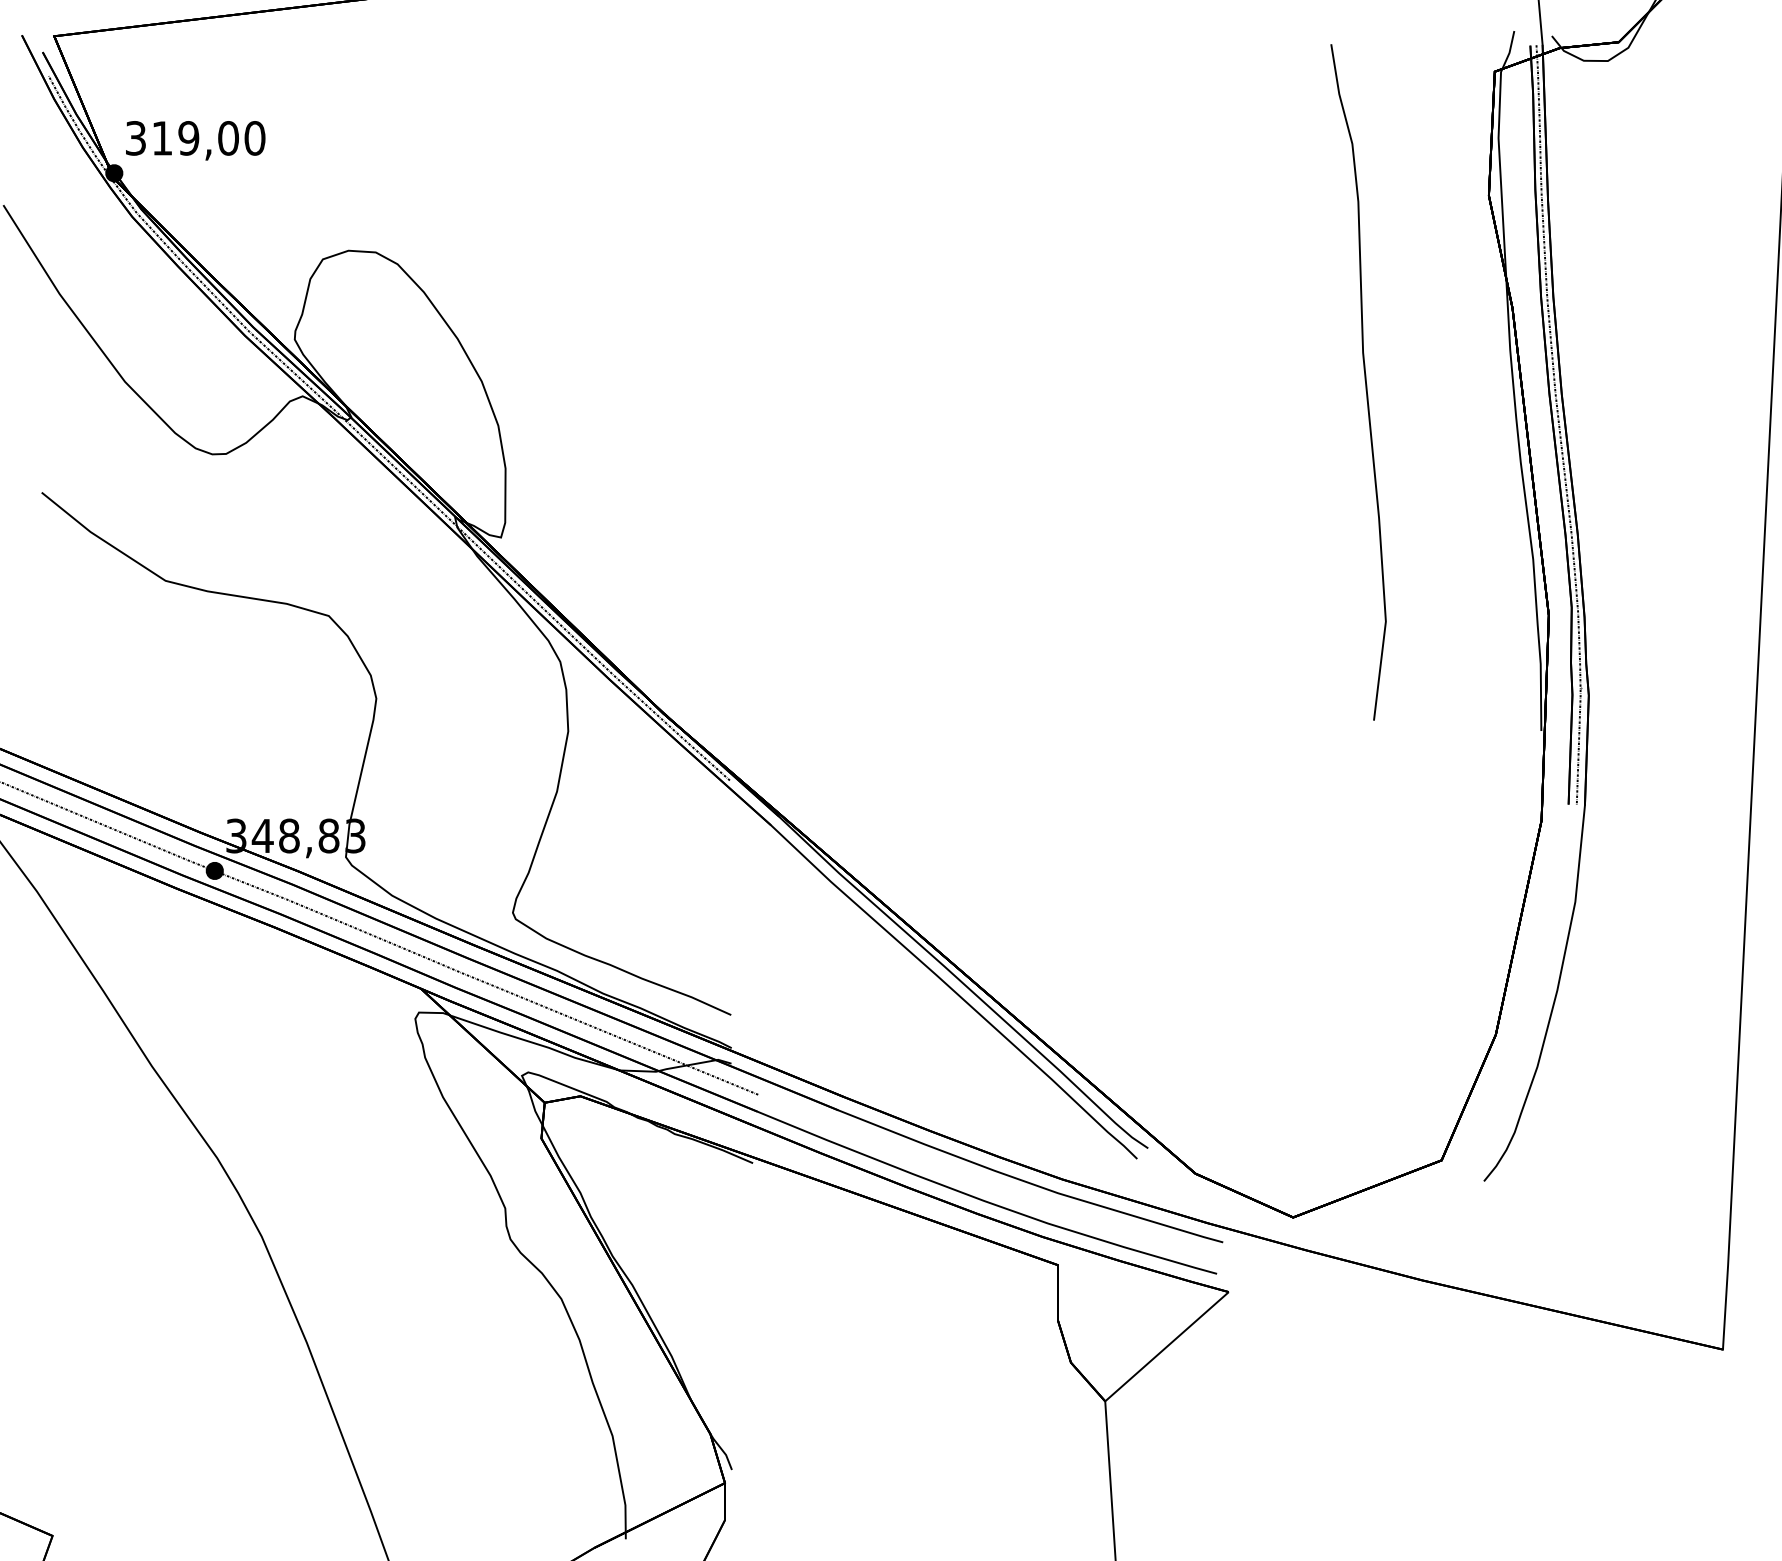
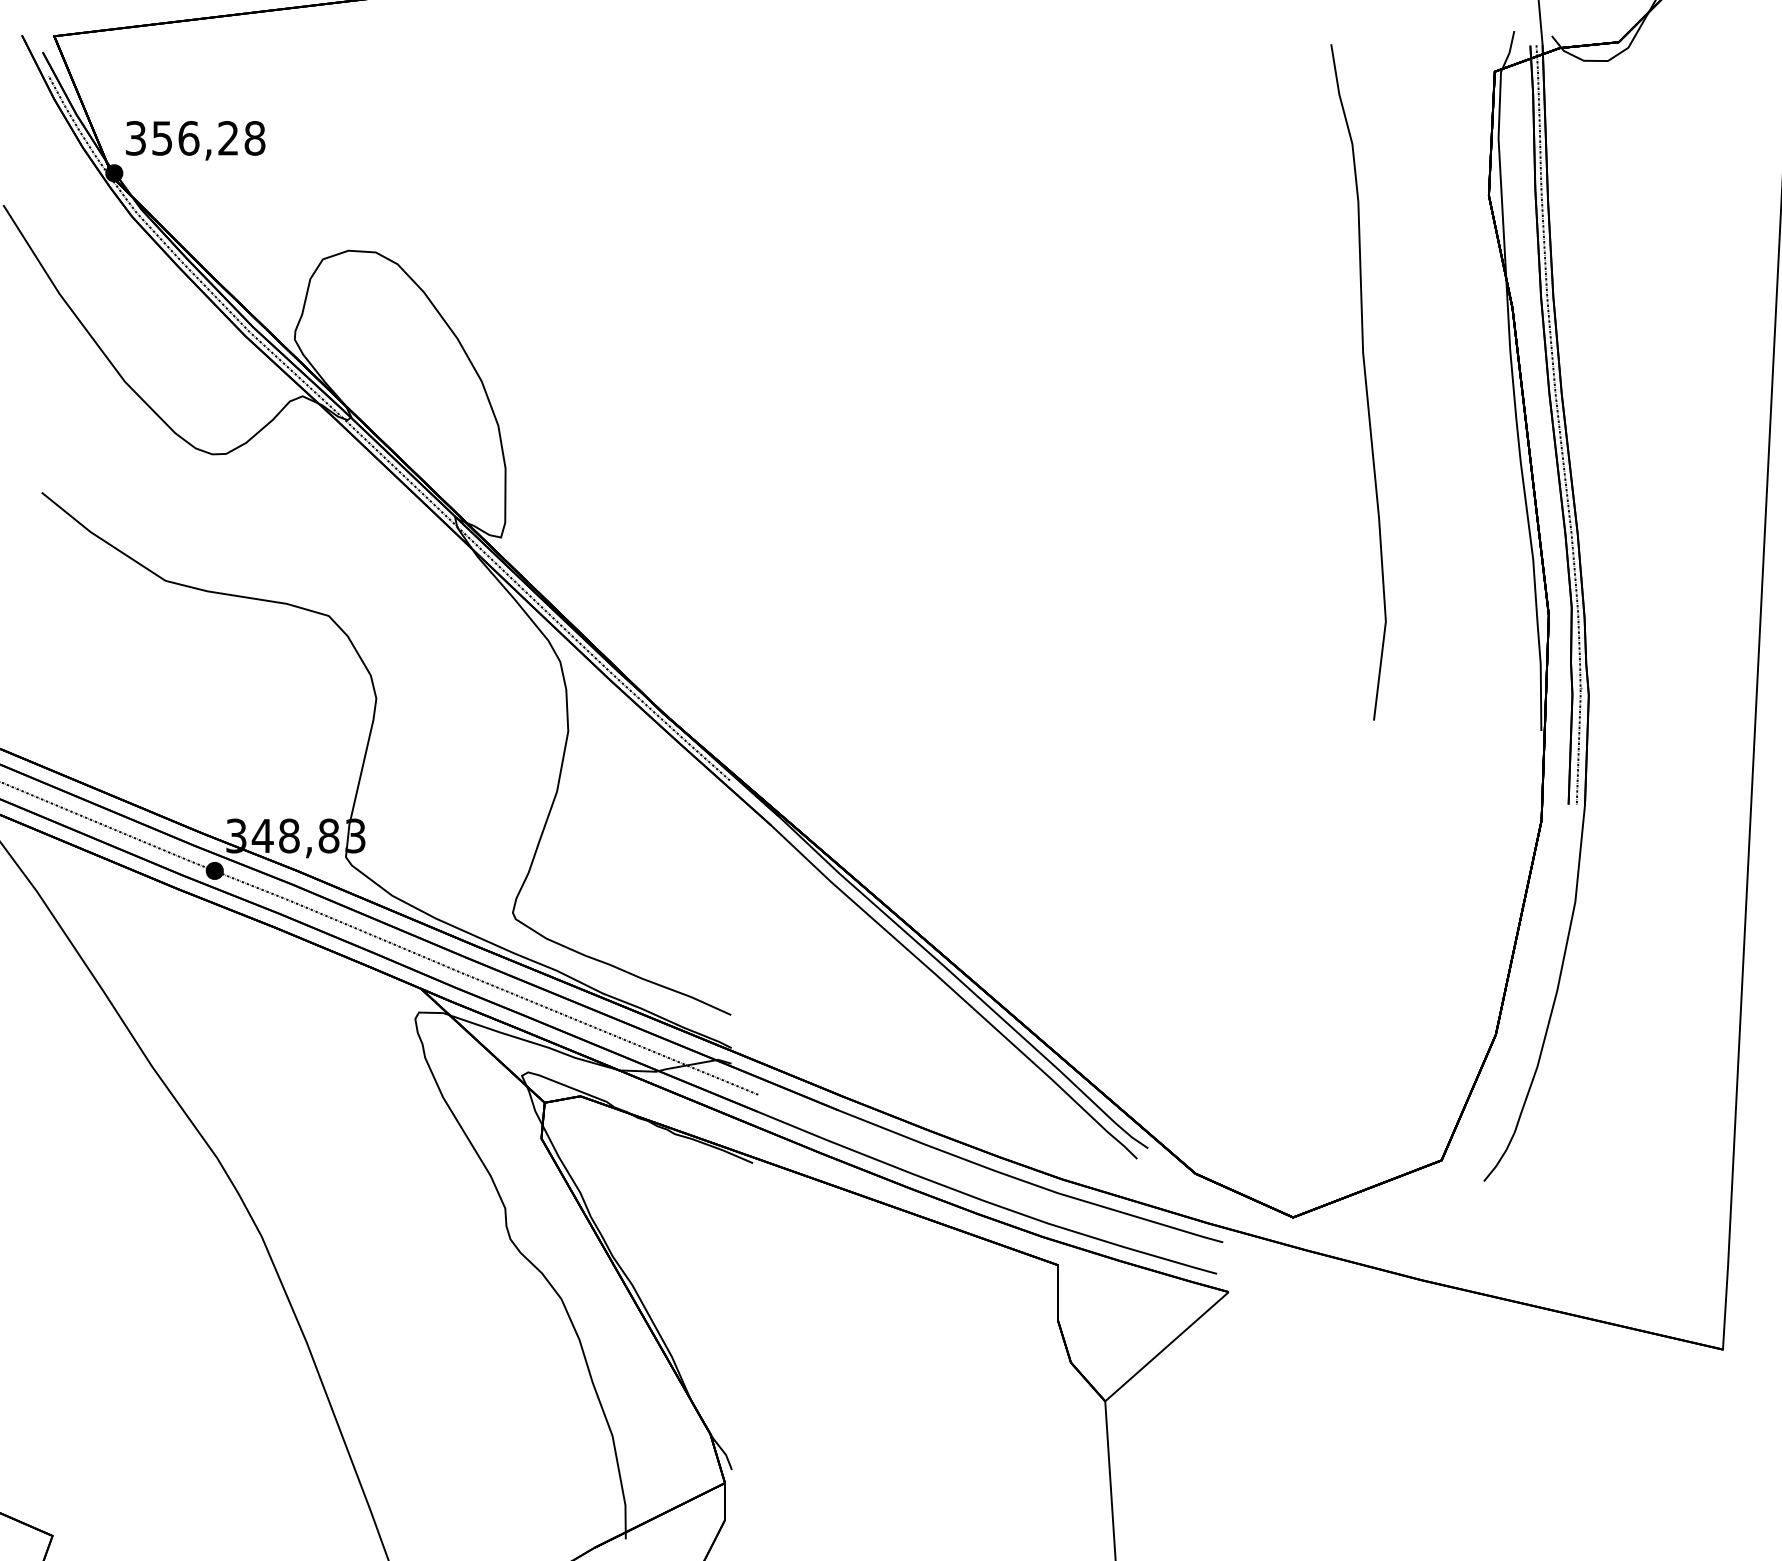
text: 319,00 -> 356,28 (208, 138)
